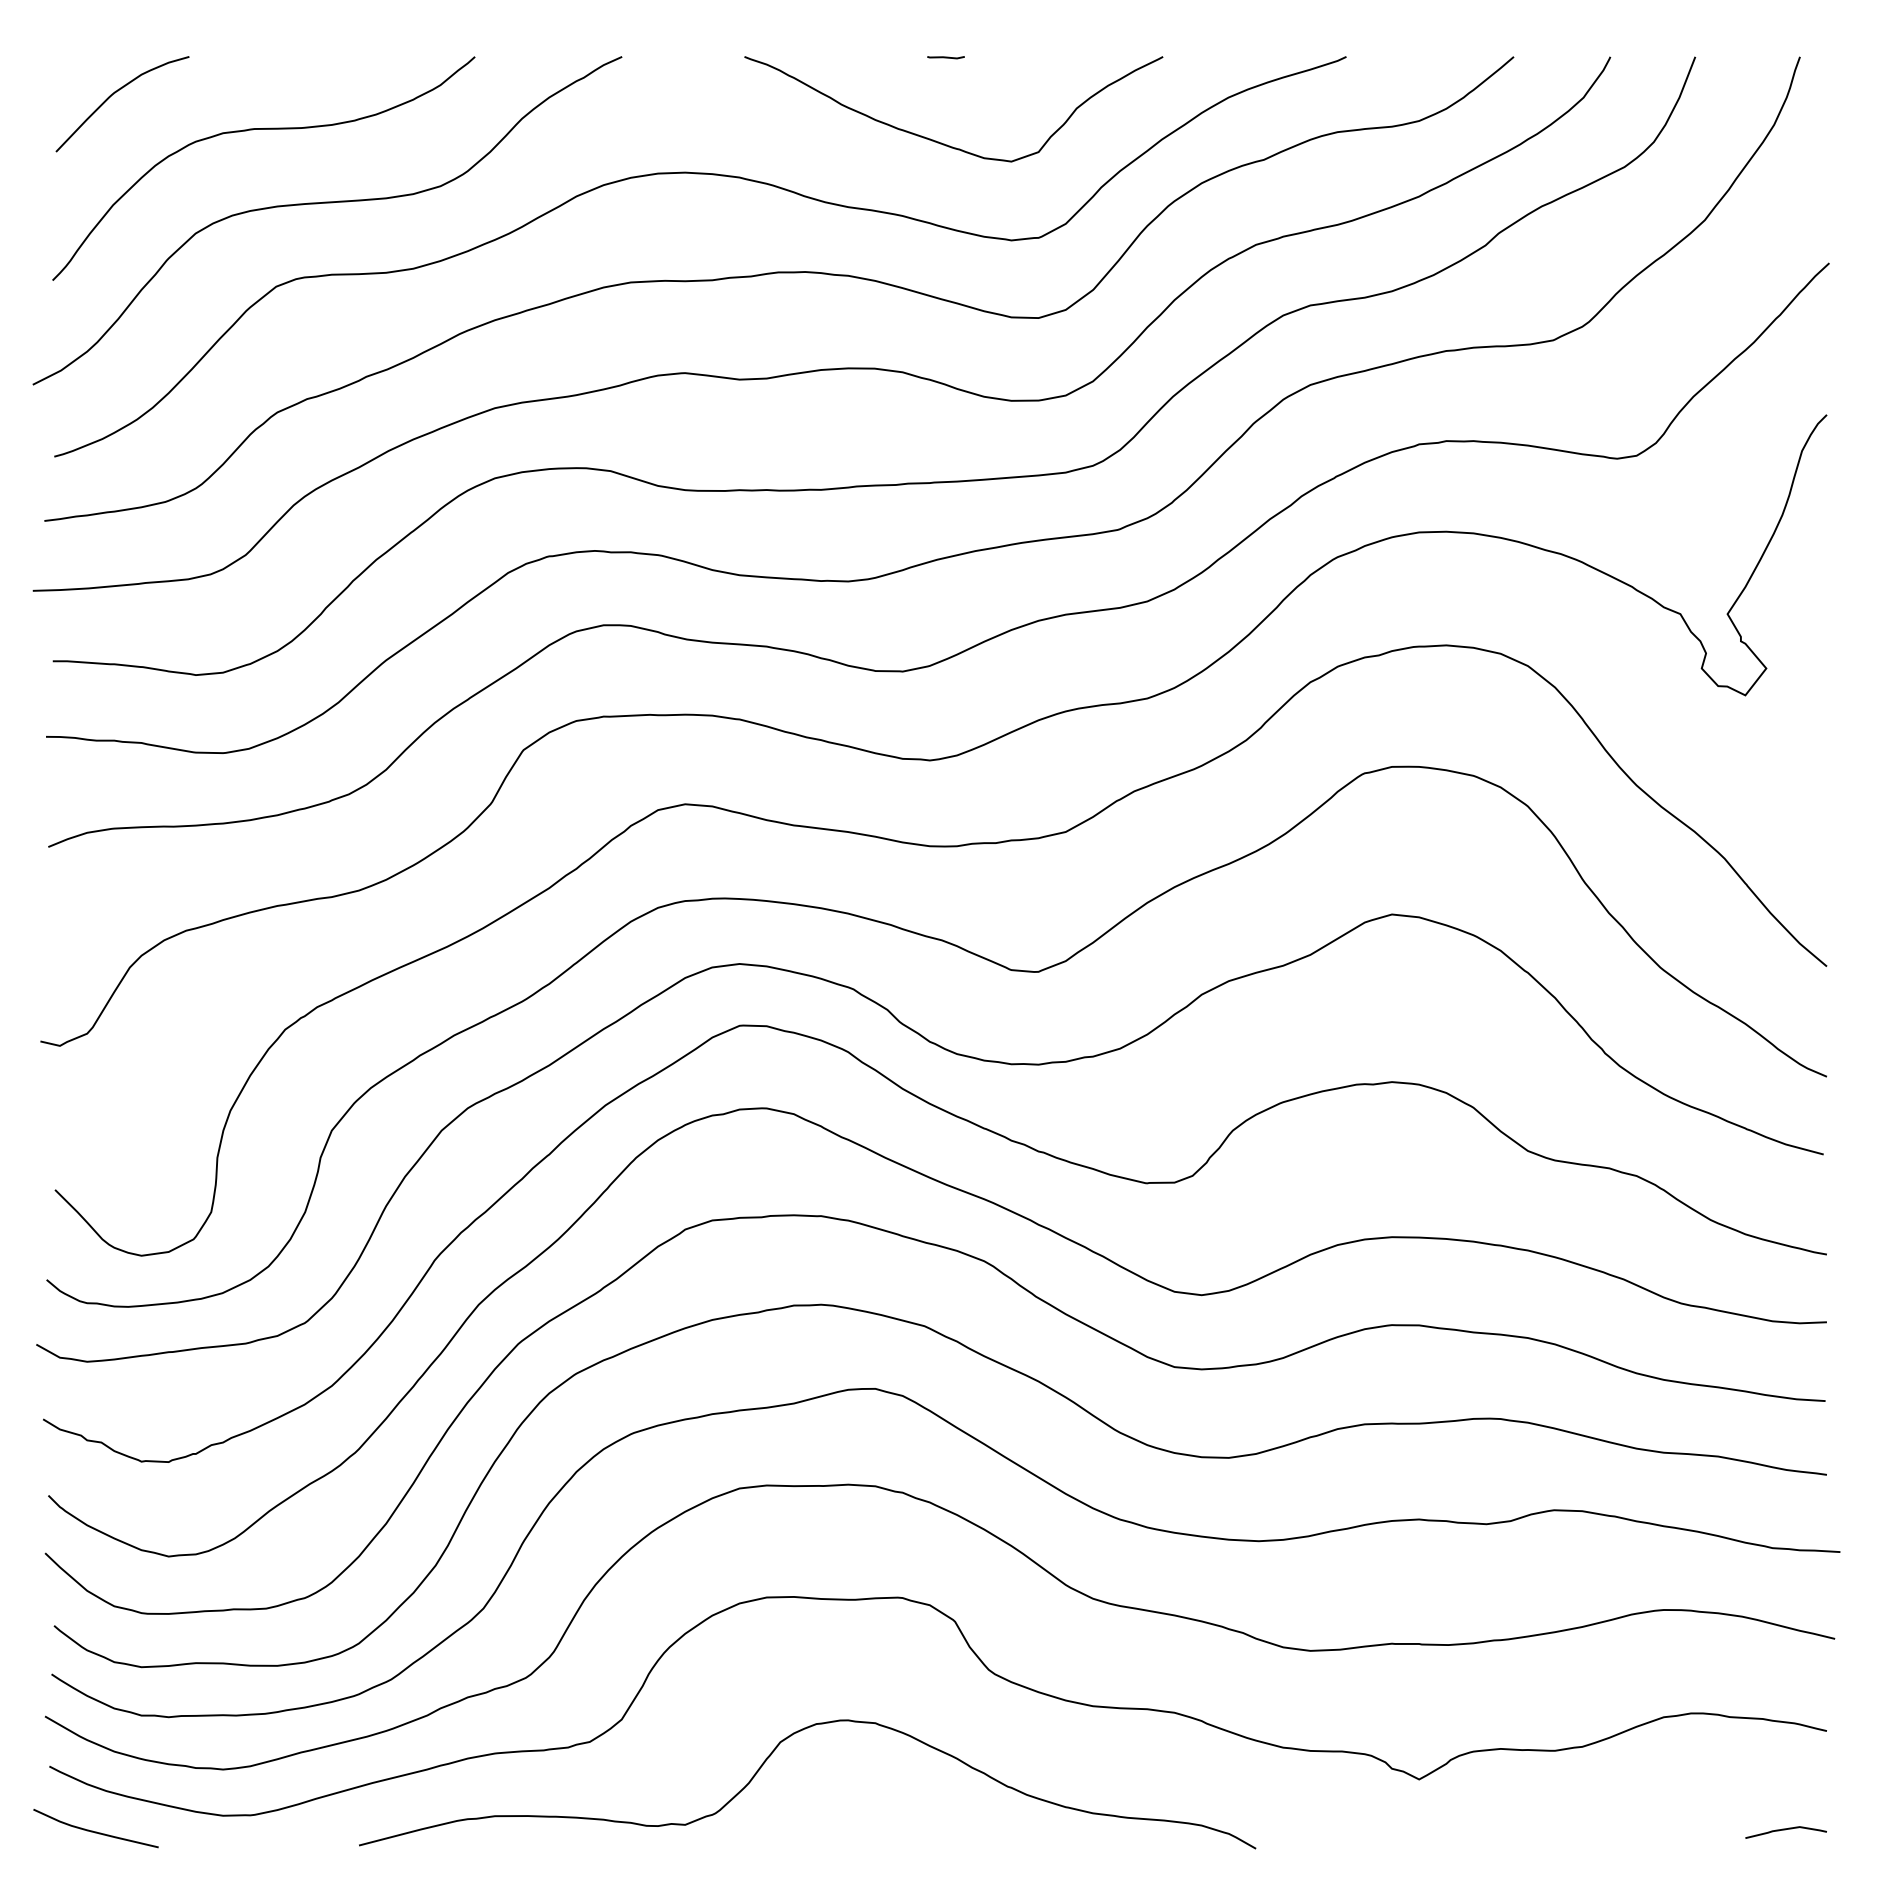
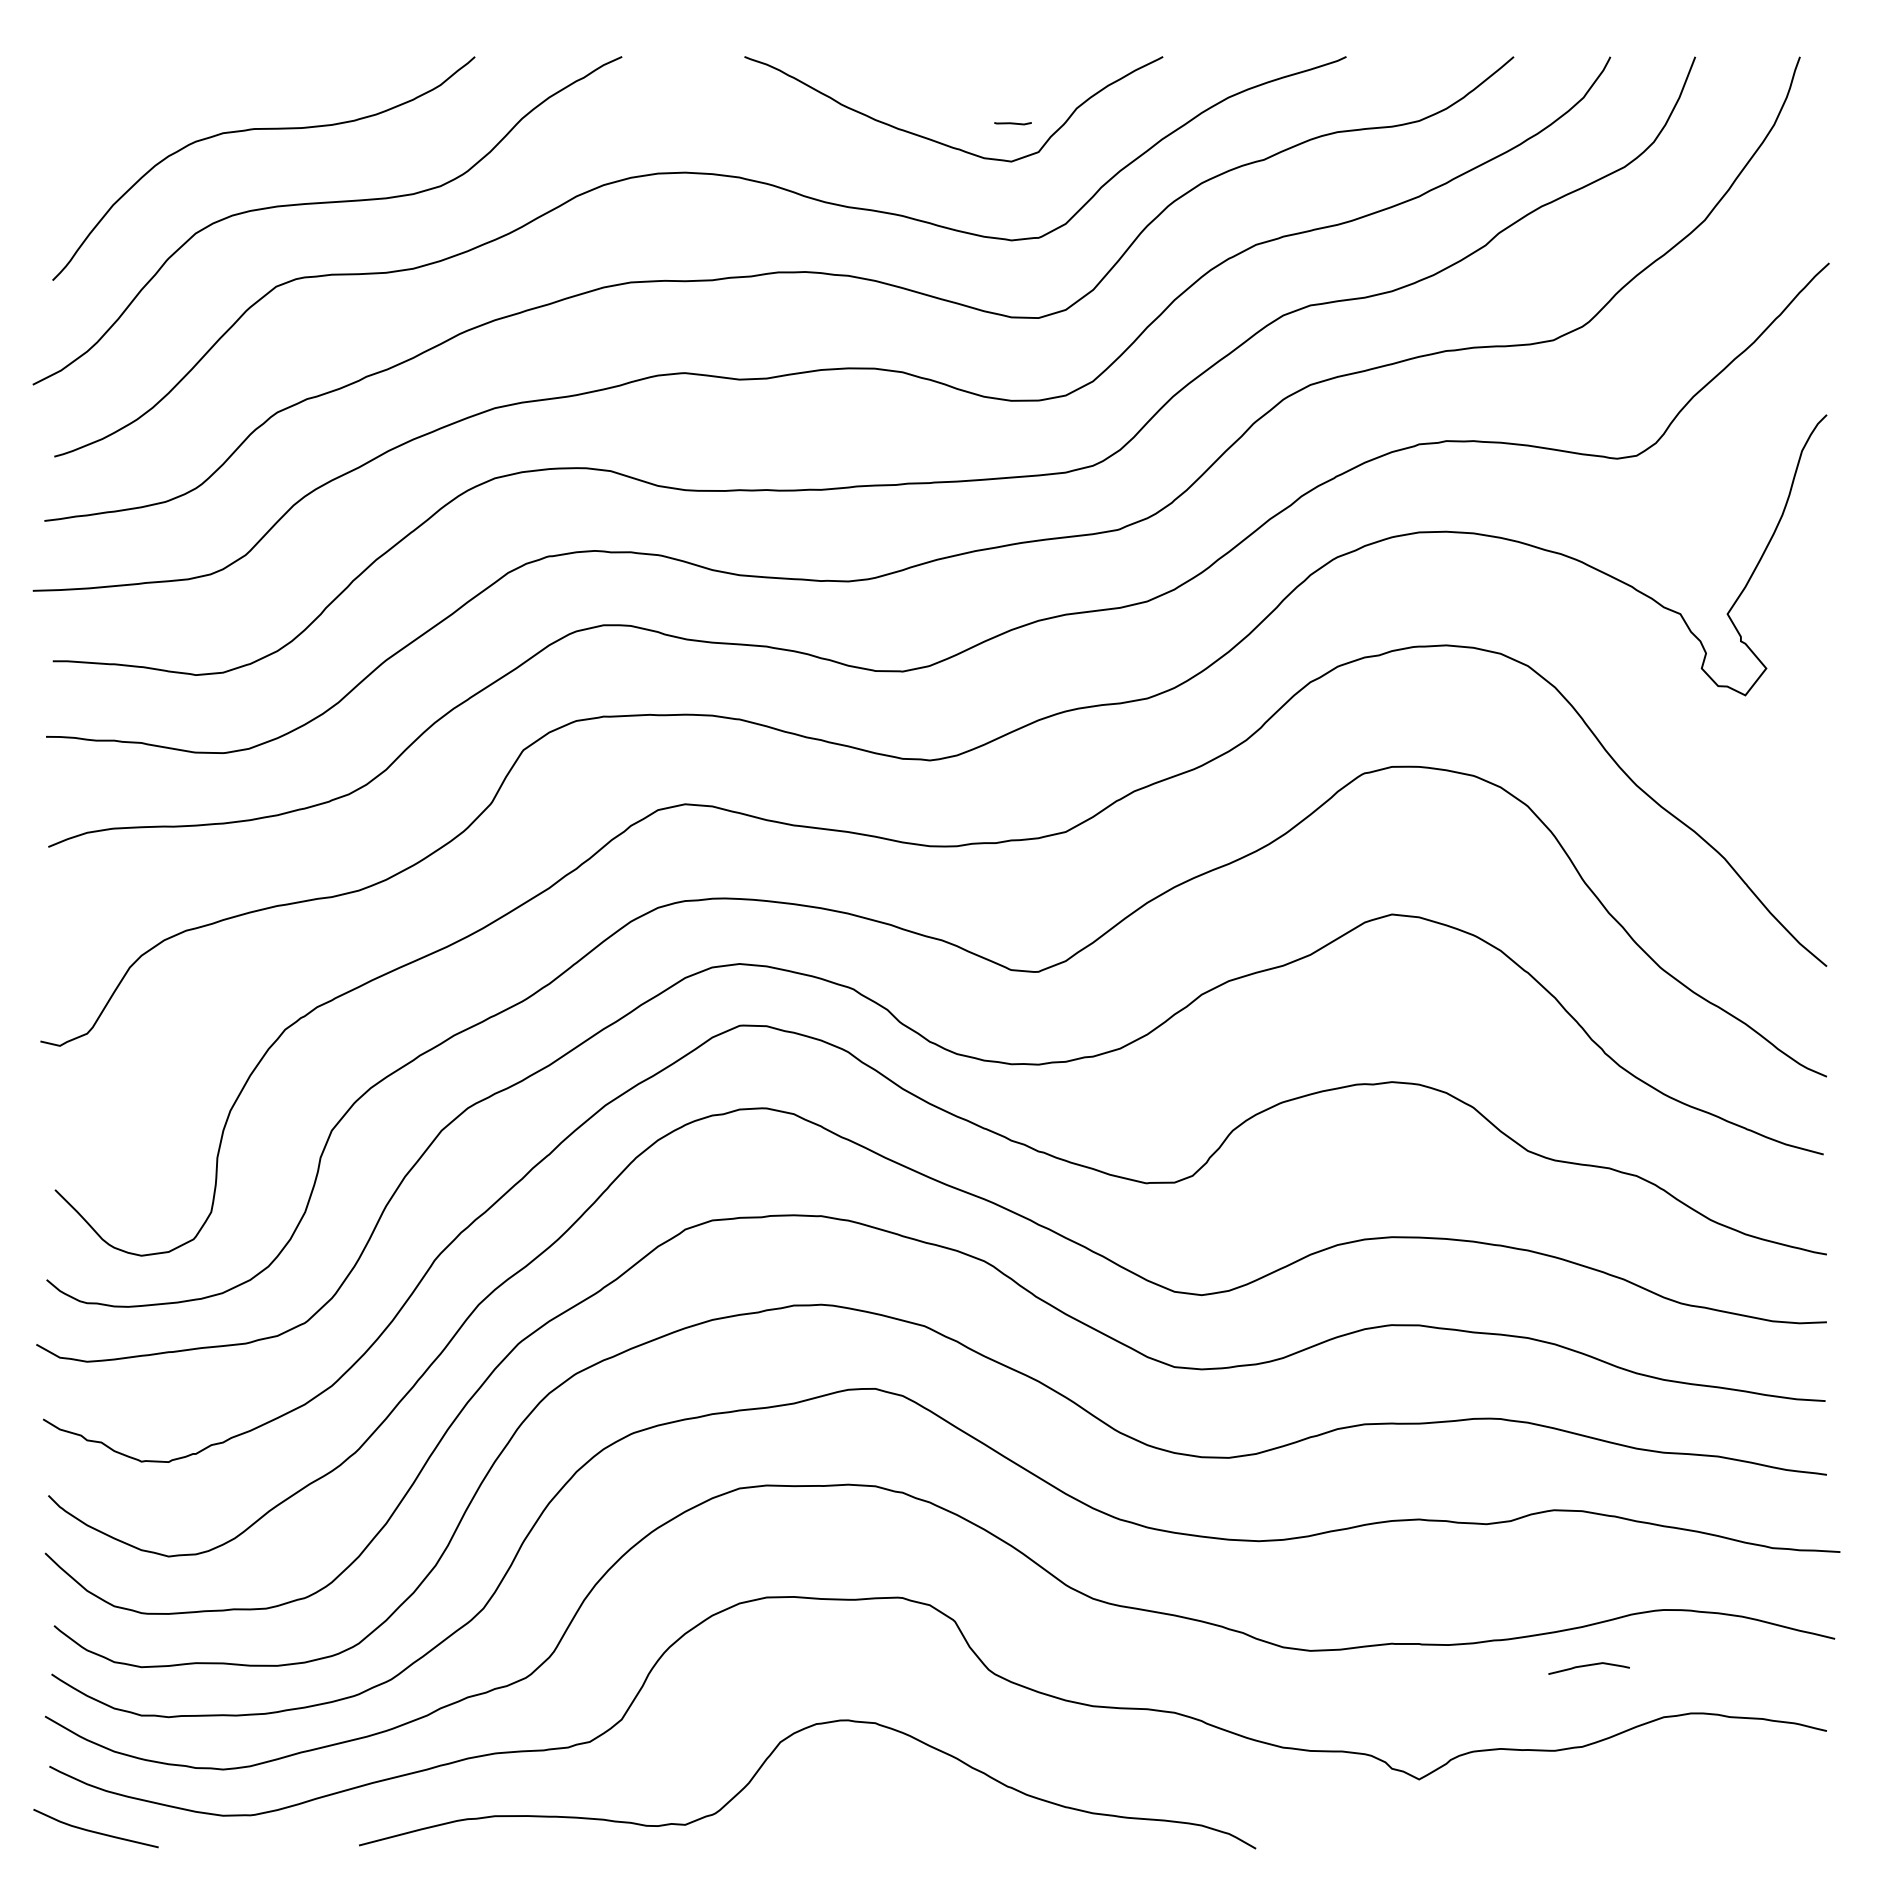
line position: (945, 57) -> (1012, 123) (1012, 123)
curve: present -> none (115, 93)
curve position: (1785, 1830) -> (1588, 1666) (1588, 1666)
